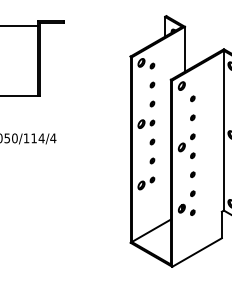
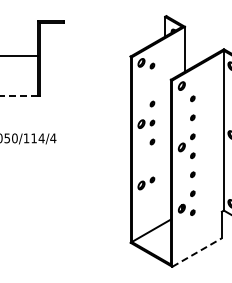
line position: (19, 25) -> (19, 55) (19, 55)
part: present -> none (152, 84)
line: solid -> dashed (19, 96)
part: present -> none (152, 160)
line: solid -> dashed (197, 252)
